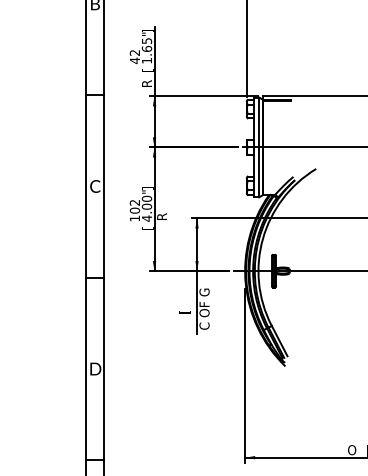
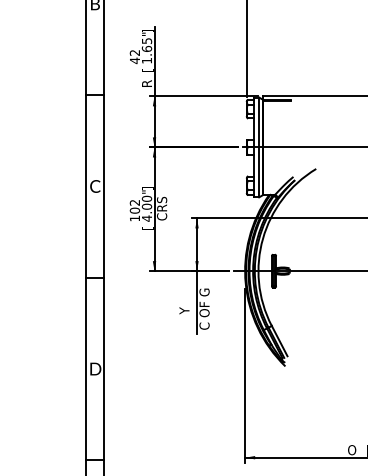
text: R -> CRS (162, 208)
text: [ -> Y (184, 310)
